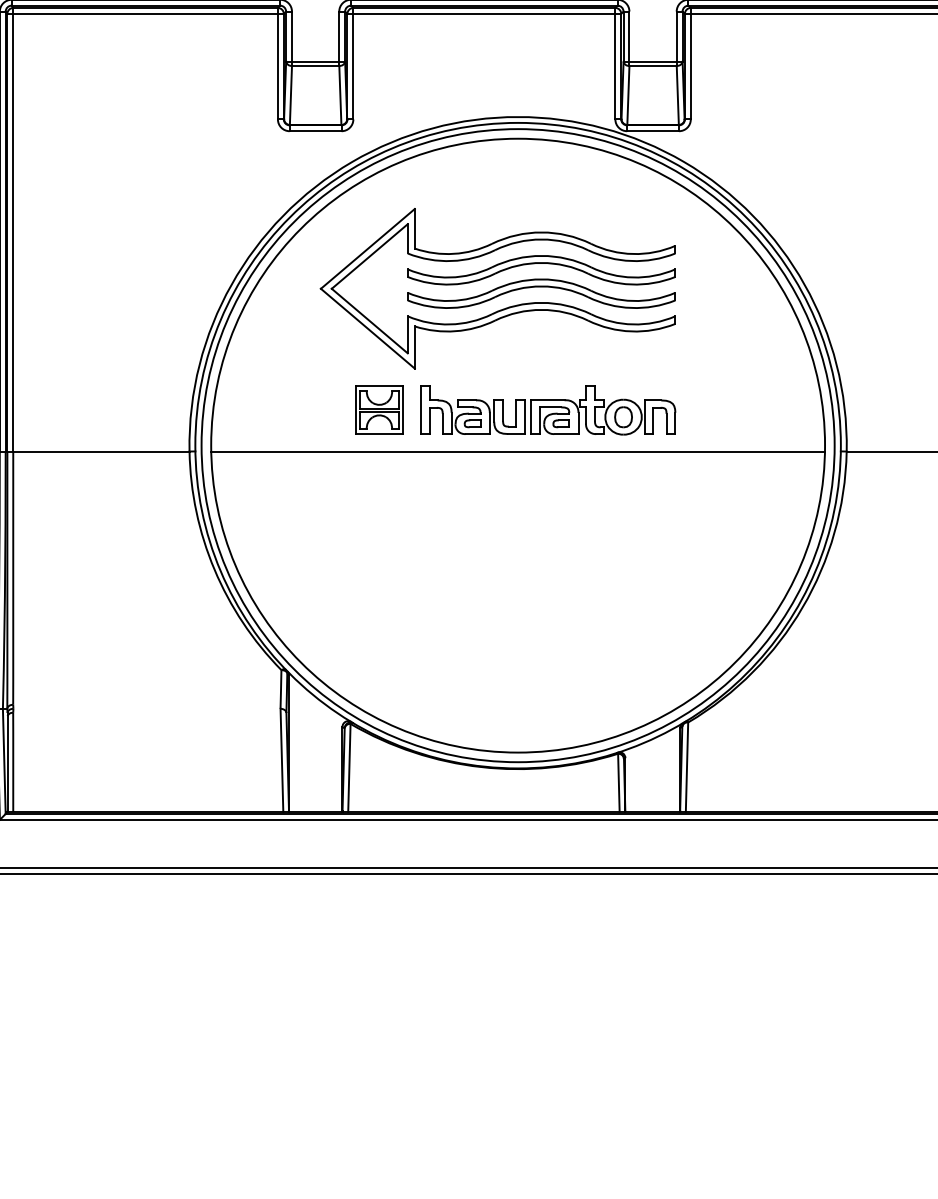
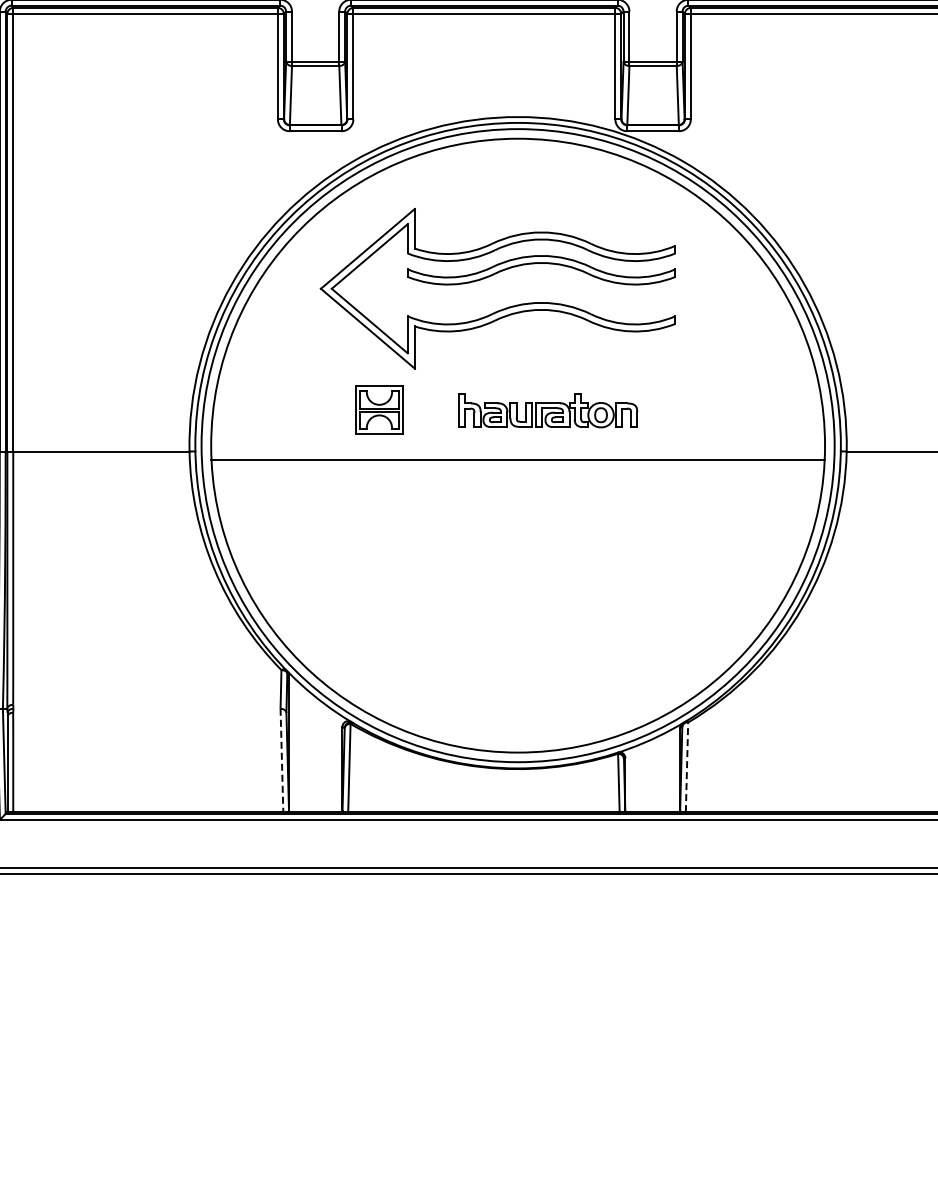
part: present -> none (541, 293)
part size: 257x51 px -> 181x36 px (548, 410)
line position: (517, 451) -> (517, 459) (517, 459)
line: solid -> dashed (281, 760)
line: solid -> dashed (687, 767)
